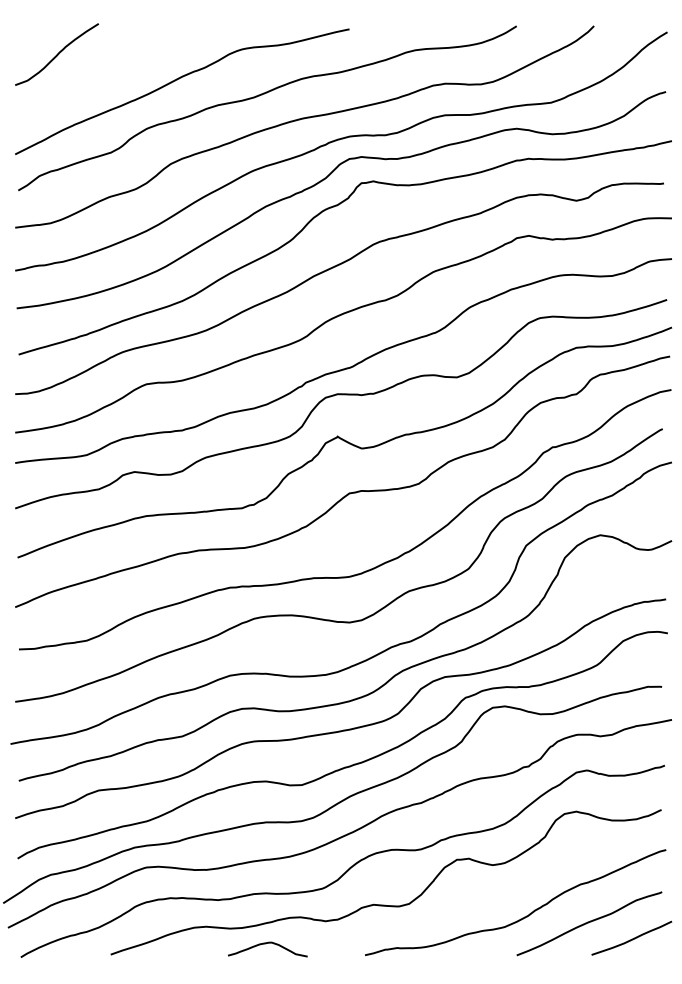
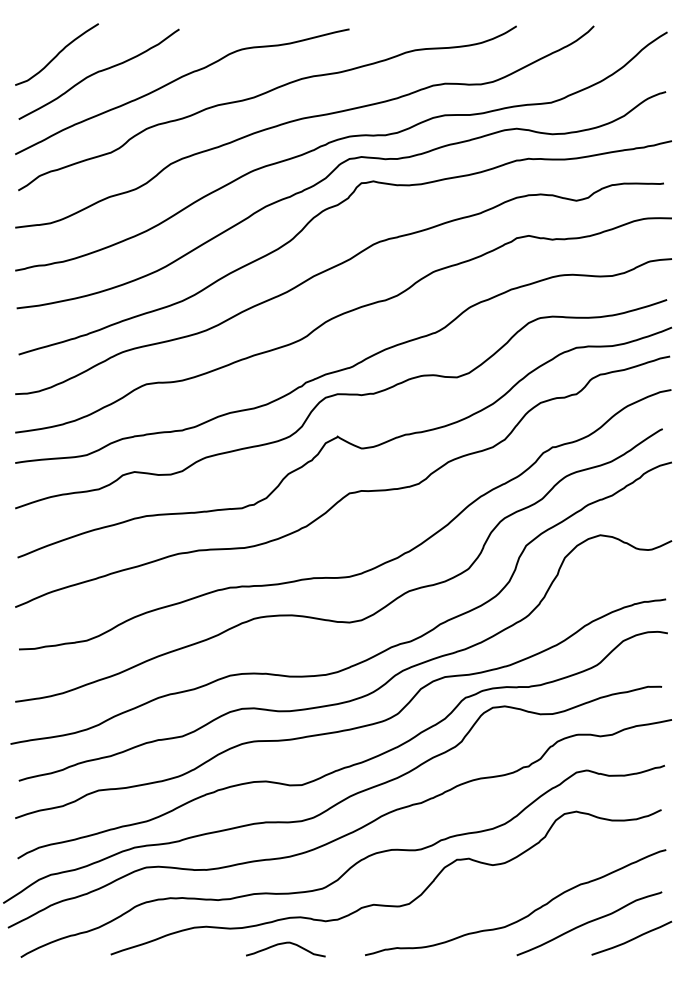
curve: none -> present (98, 72)
curve position: (265, 944) -> (283, 944) (283, 944)
